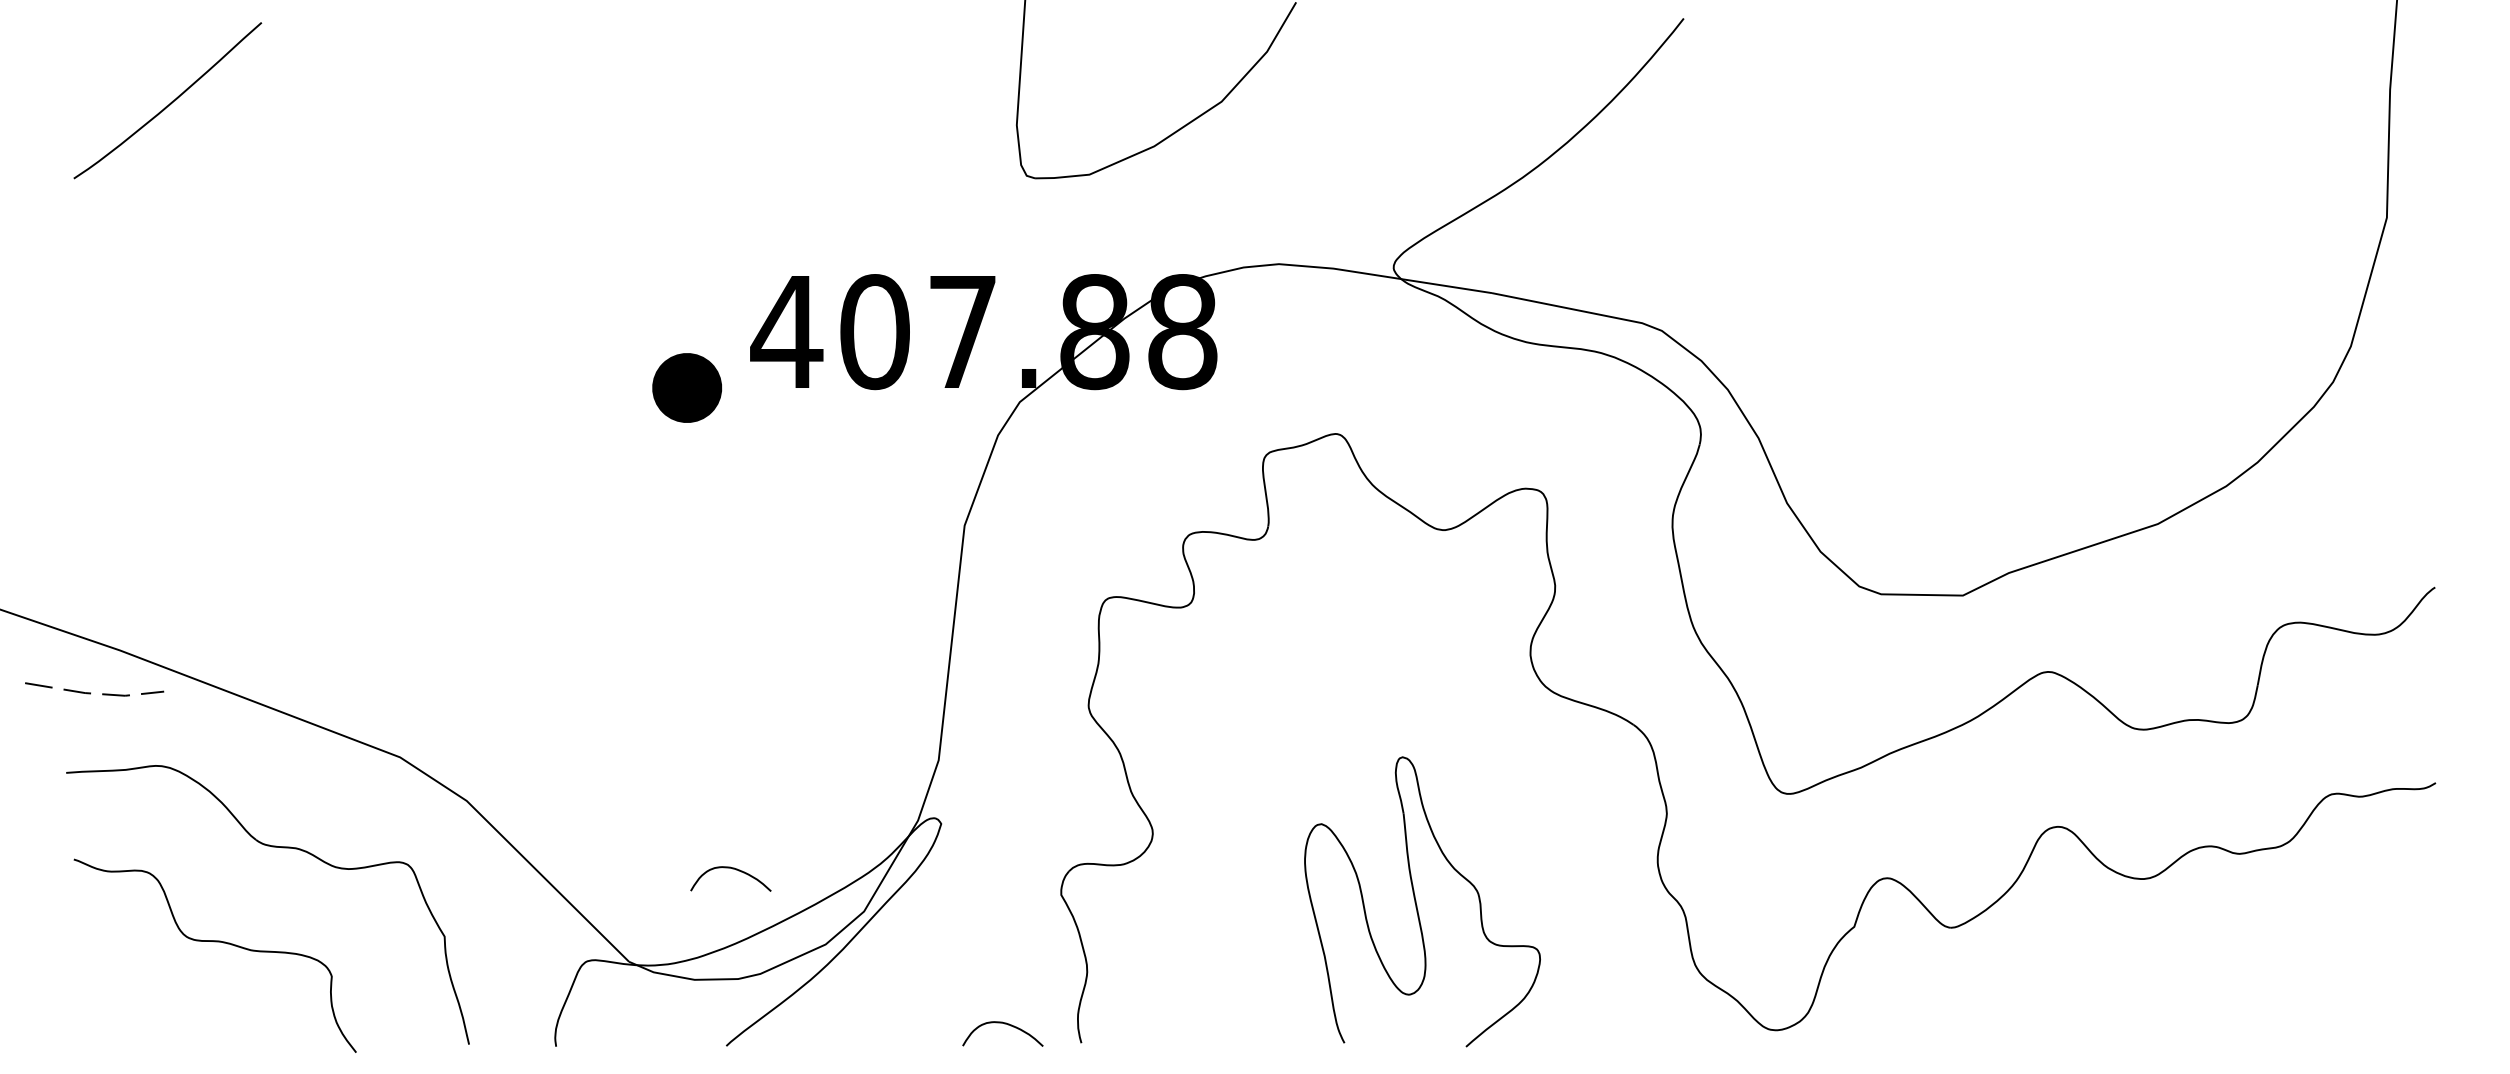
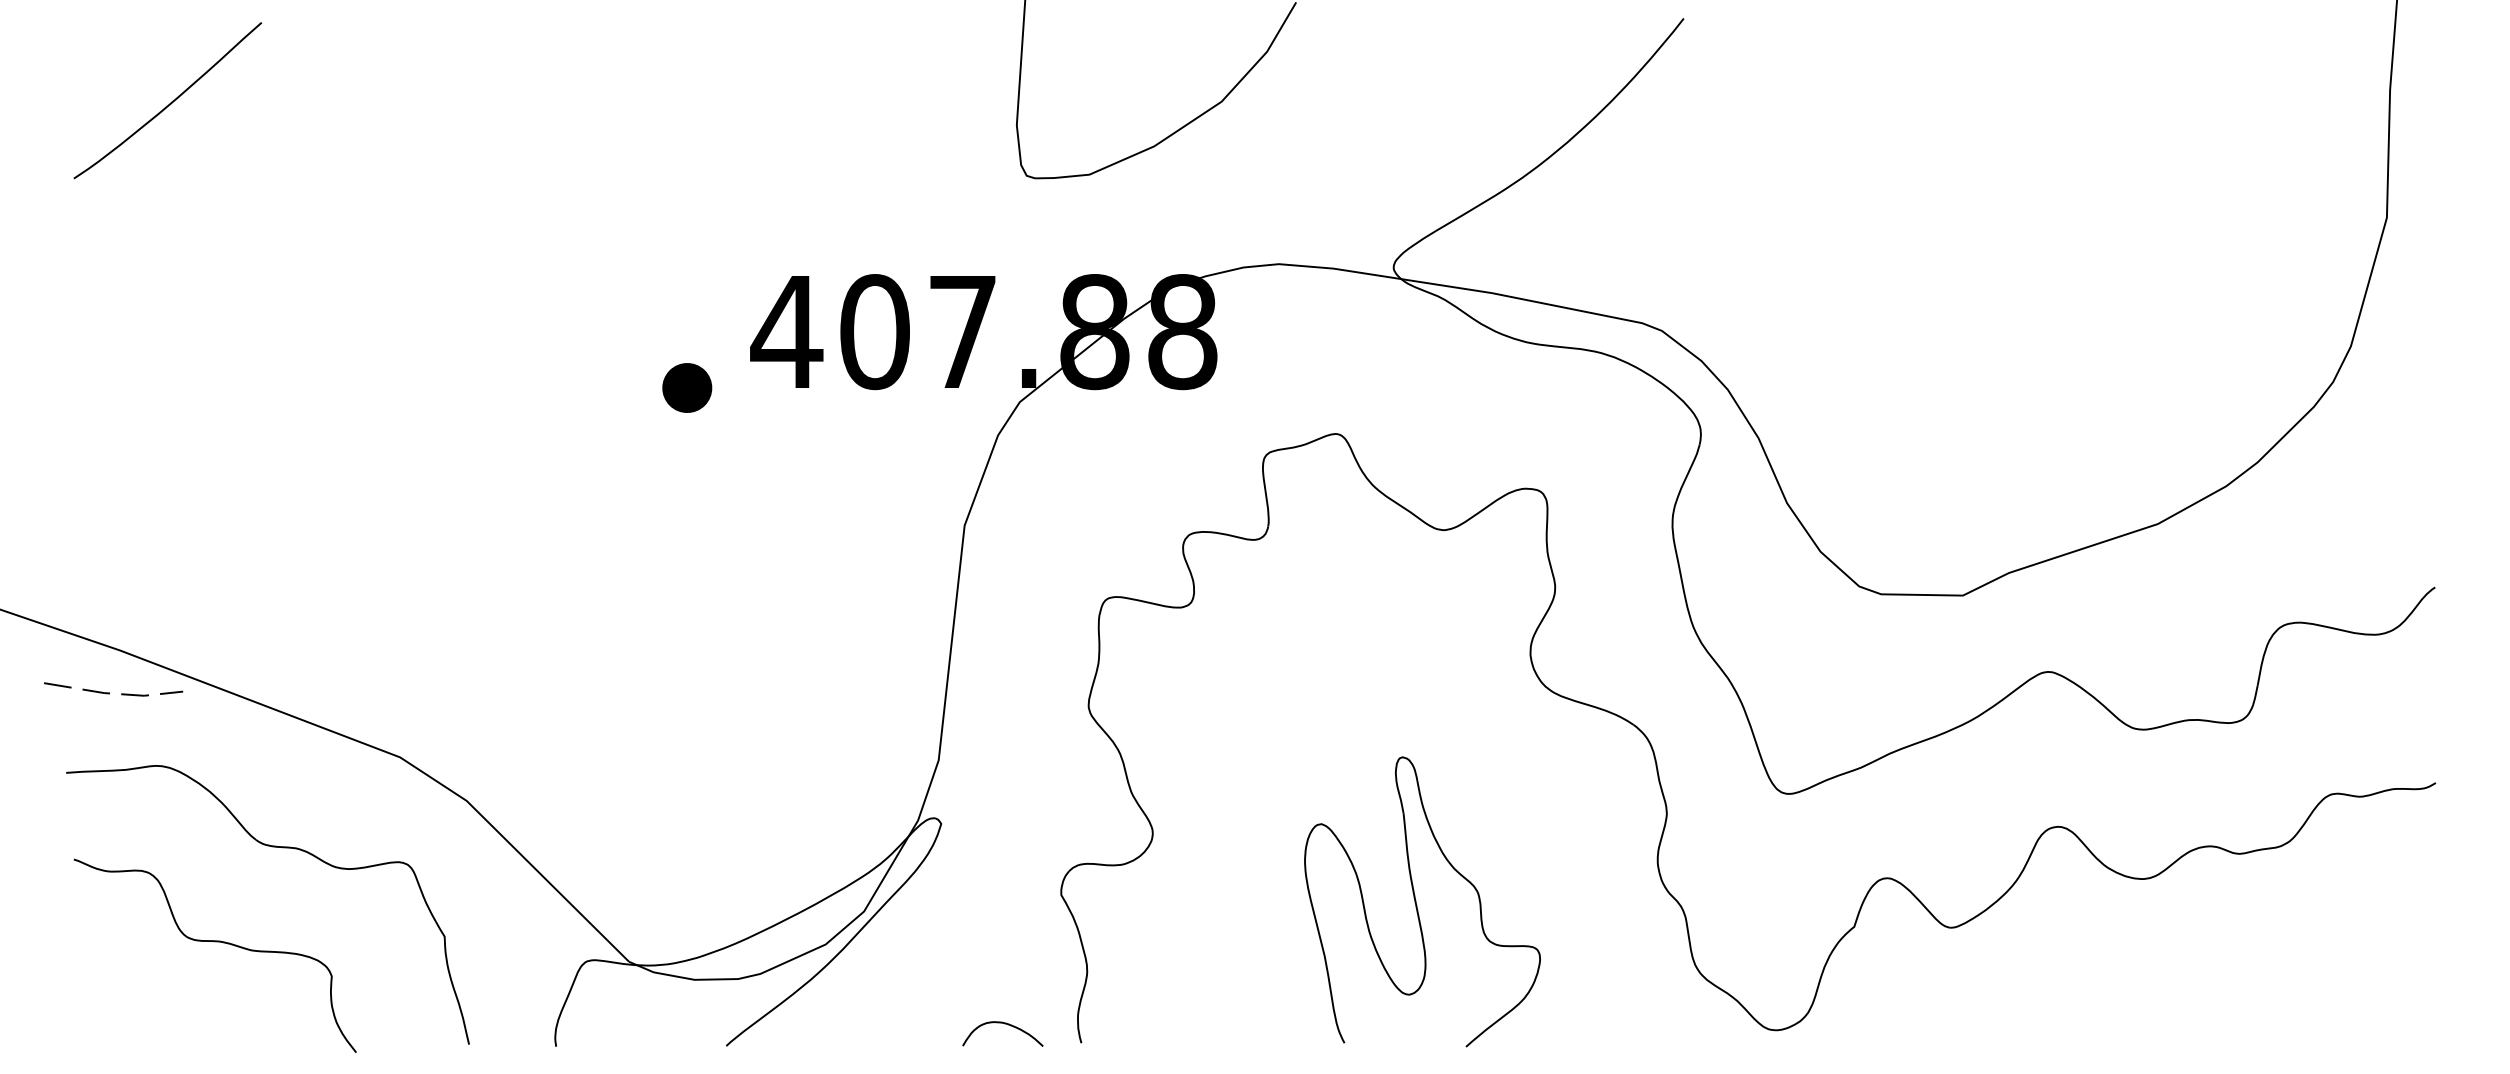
part size: 71x70 px -> 51x50 px (687, 387)
line position: (90, 692) -> (109, 692) (109, 692)
curve: present -> none (732, 869)
